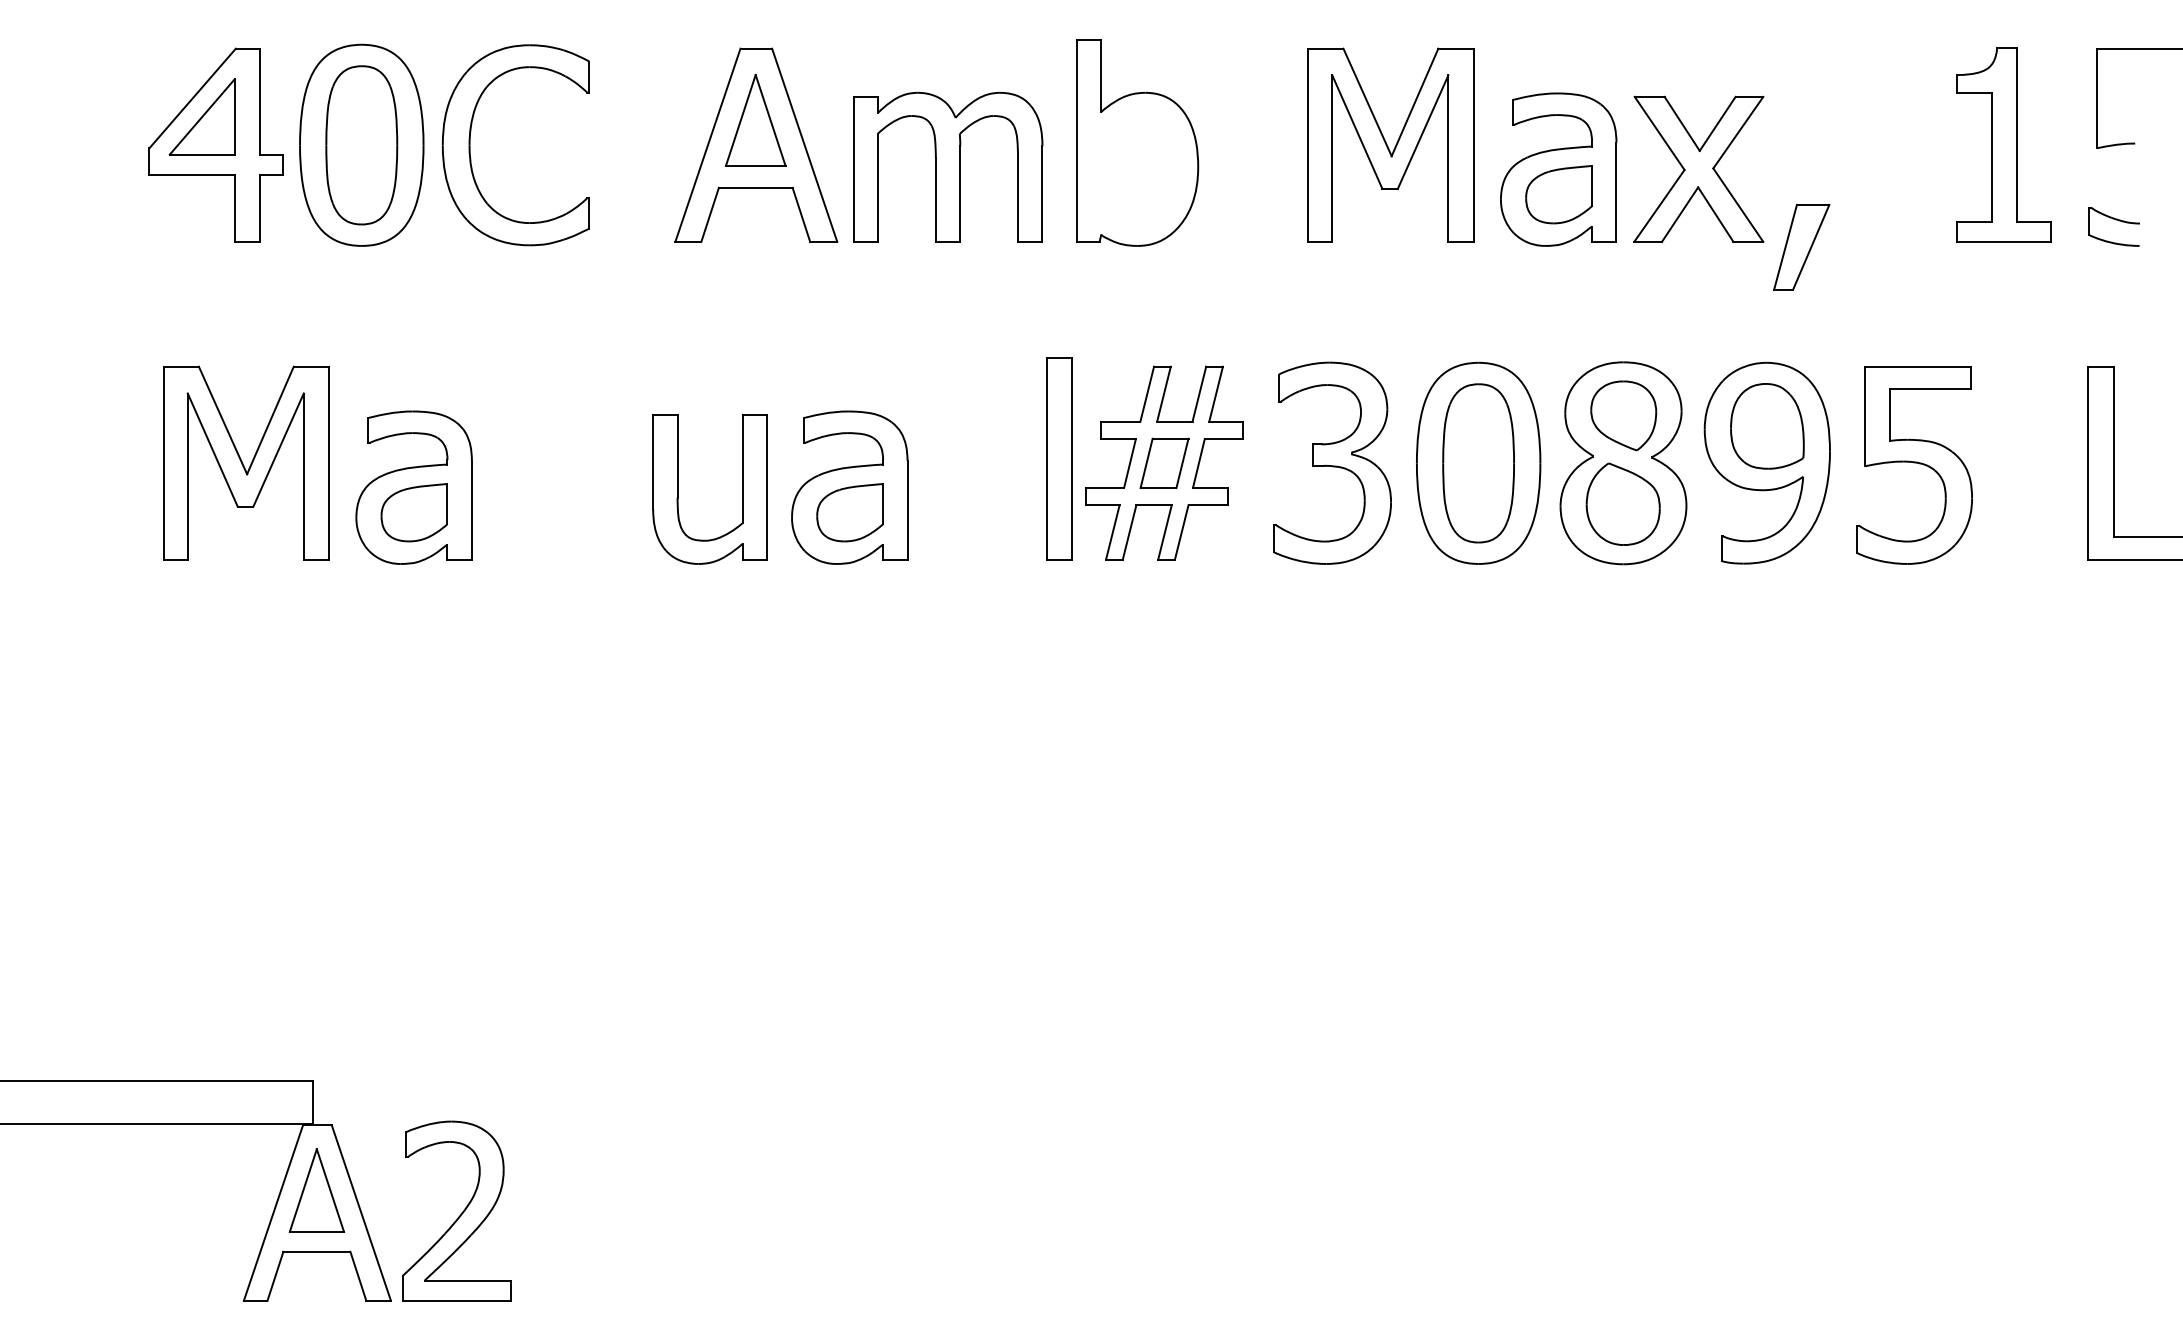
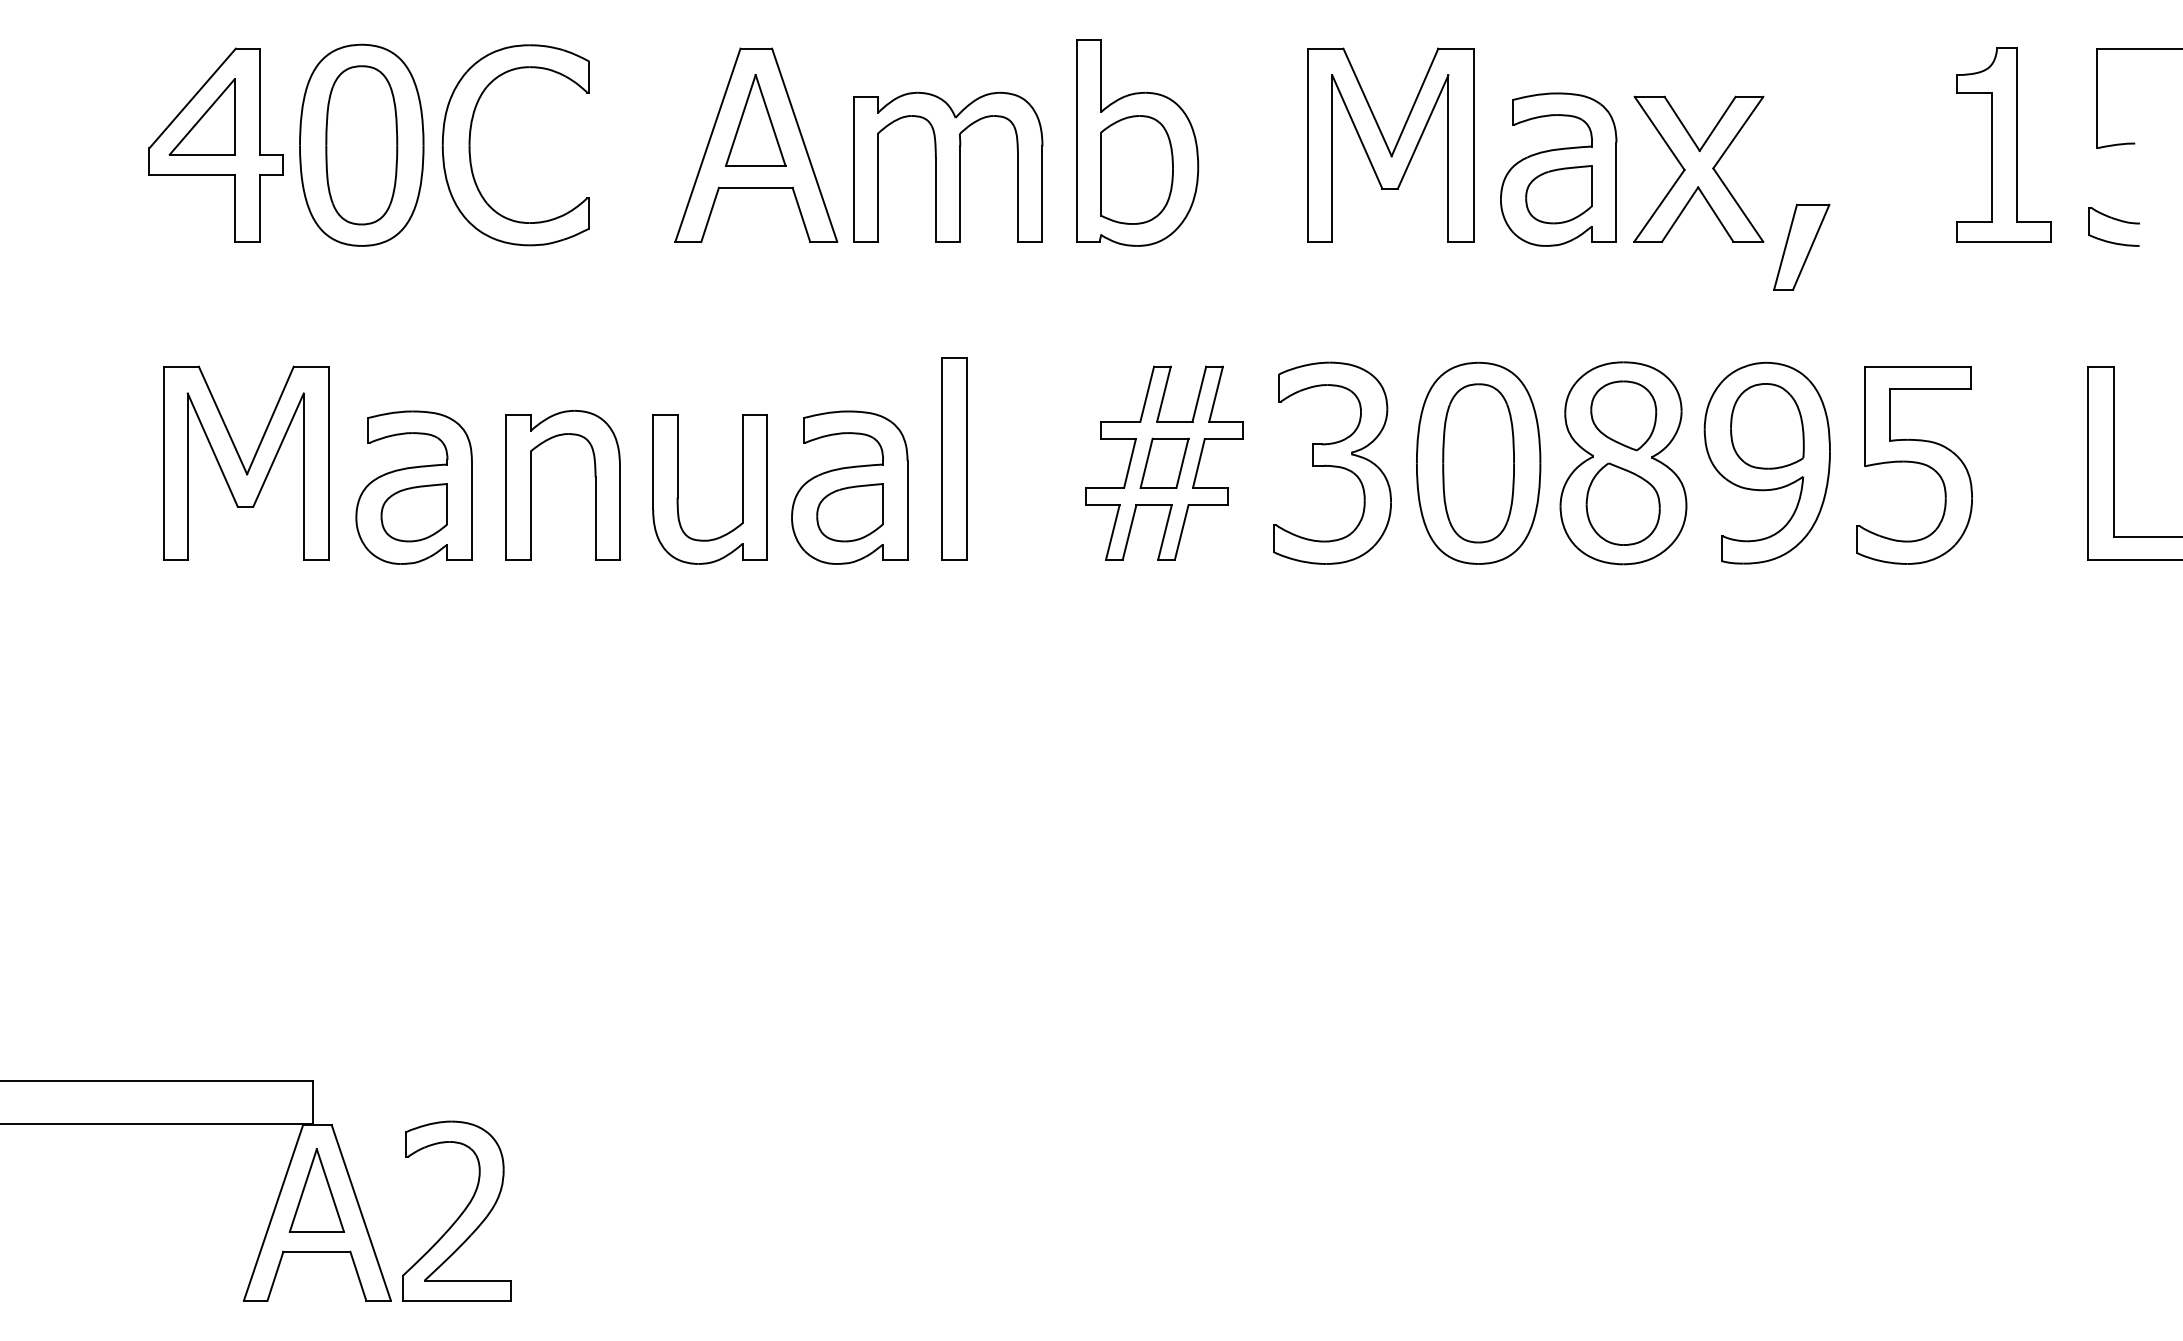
part: none -> present (1136, 169)
part position: (1059, 458) -> (954, 458) (954, 458)
part: none -> present (531, 485)
